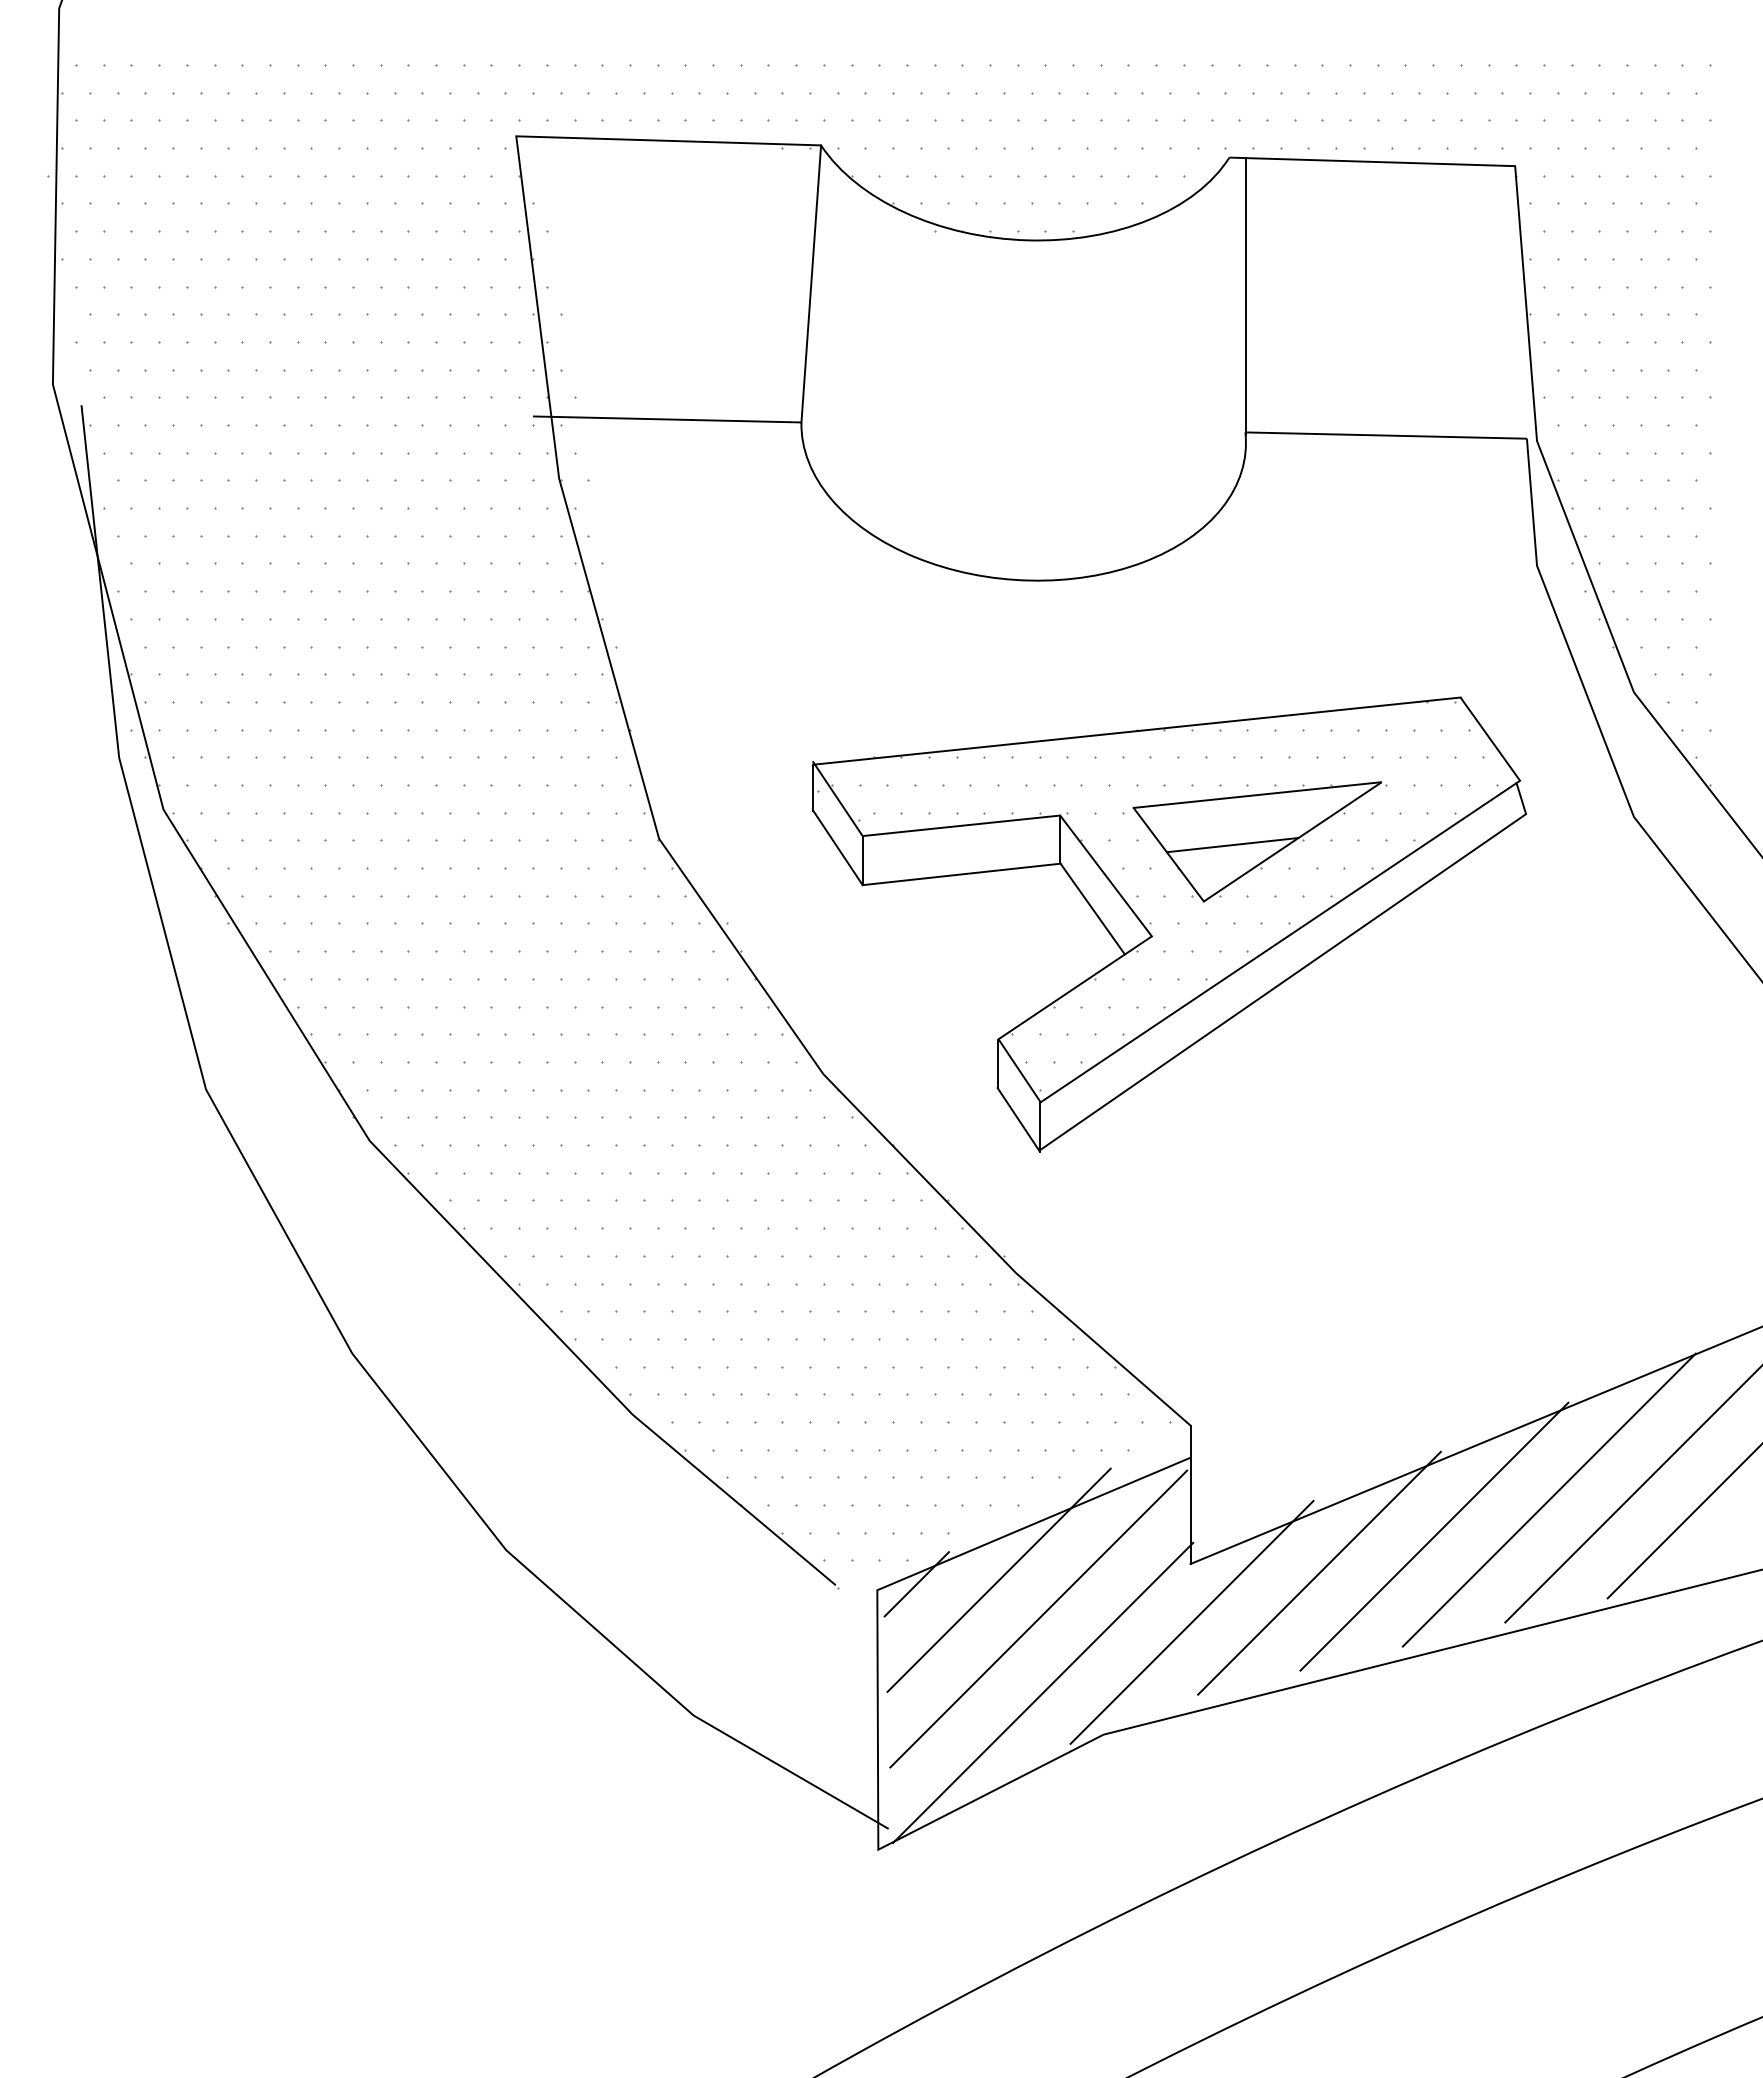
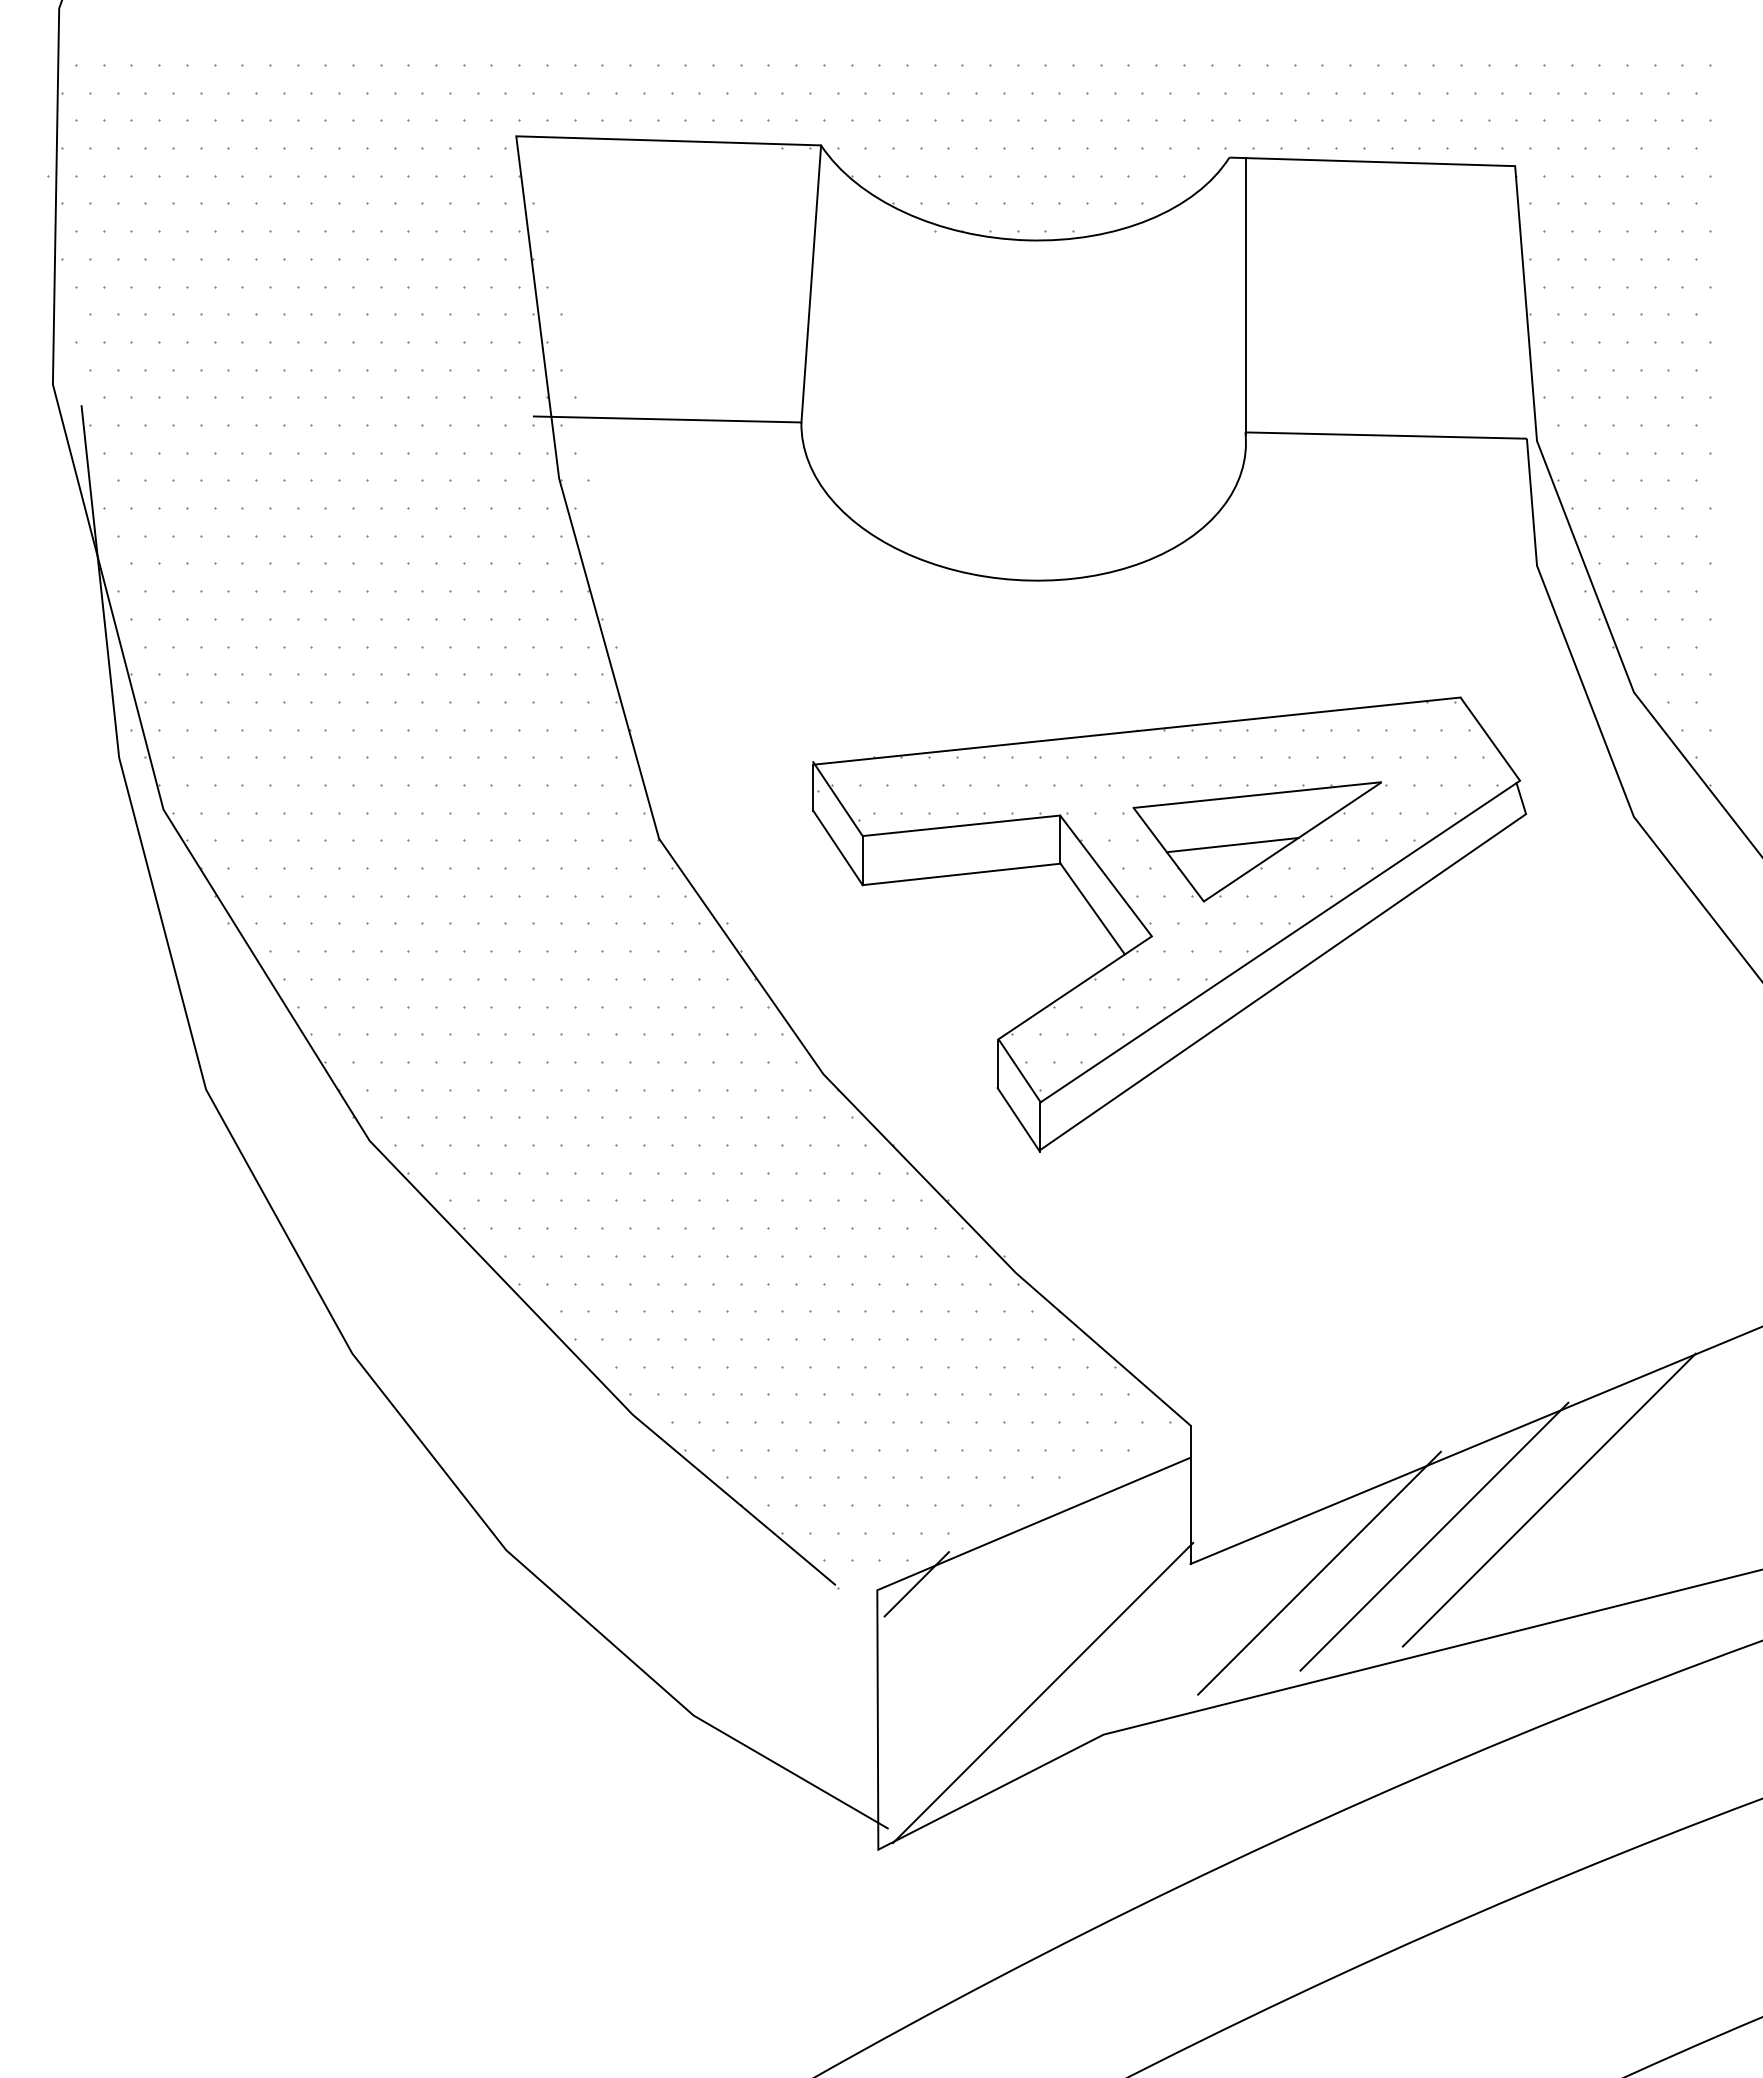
line: present -> none (1632, 1495)
line: present -> none (1683, 1522)
line: present -> none (998, 1579)
line: present -> none (1038, 1618)
line: present -> none (1191, 1621)
